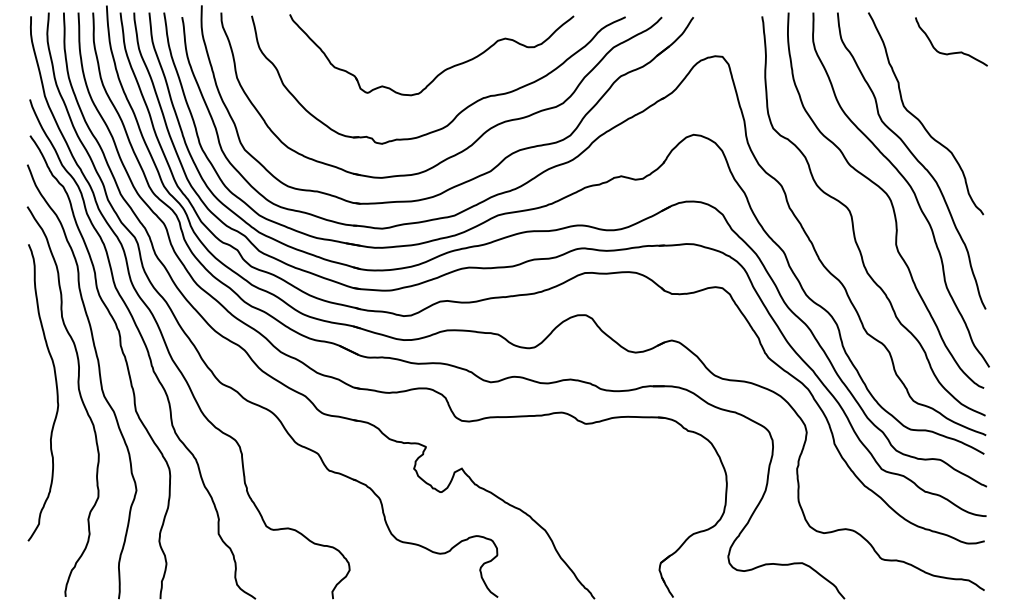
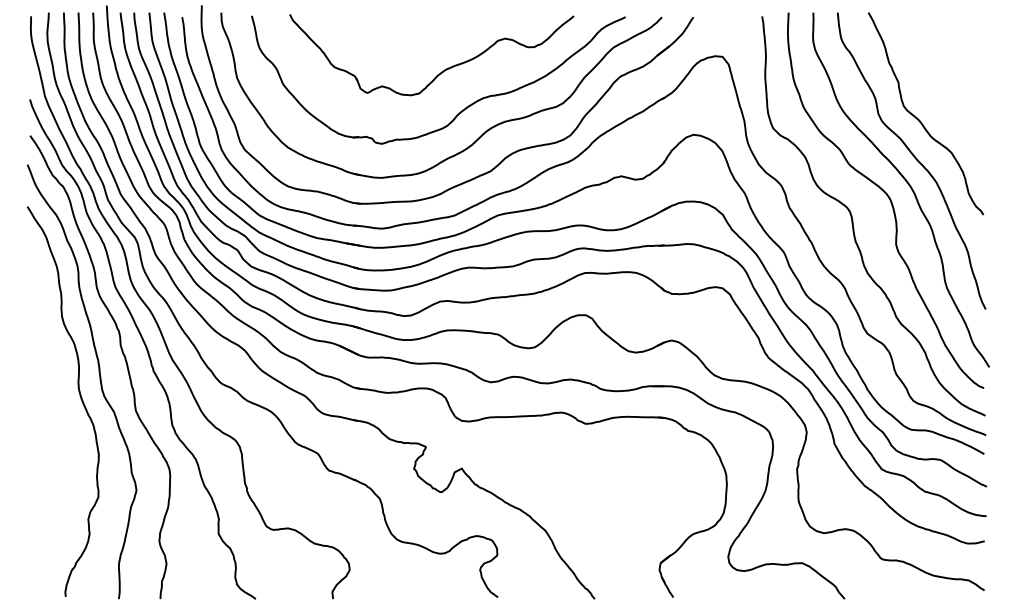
curve: present -> none (951, 52)
curve: present -> none (56, 392)
